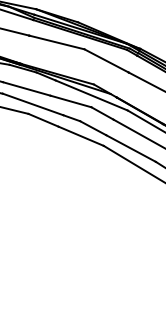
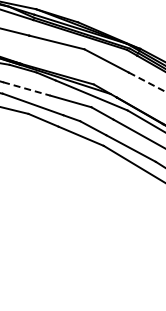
line: solid -> dashed (147, 82)
line: solid -> dashed (26, 88)
